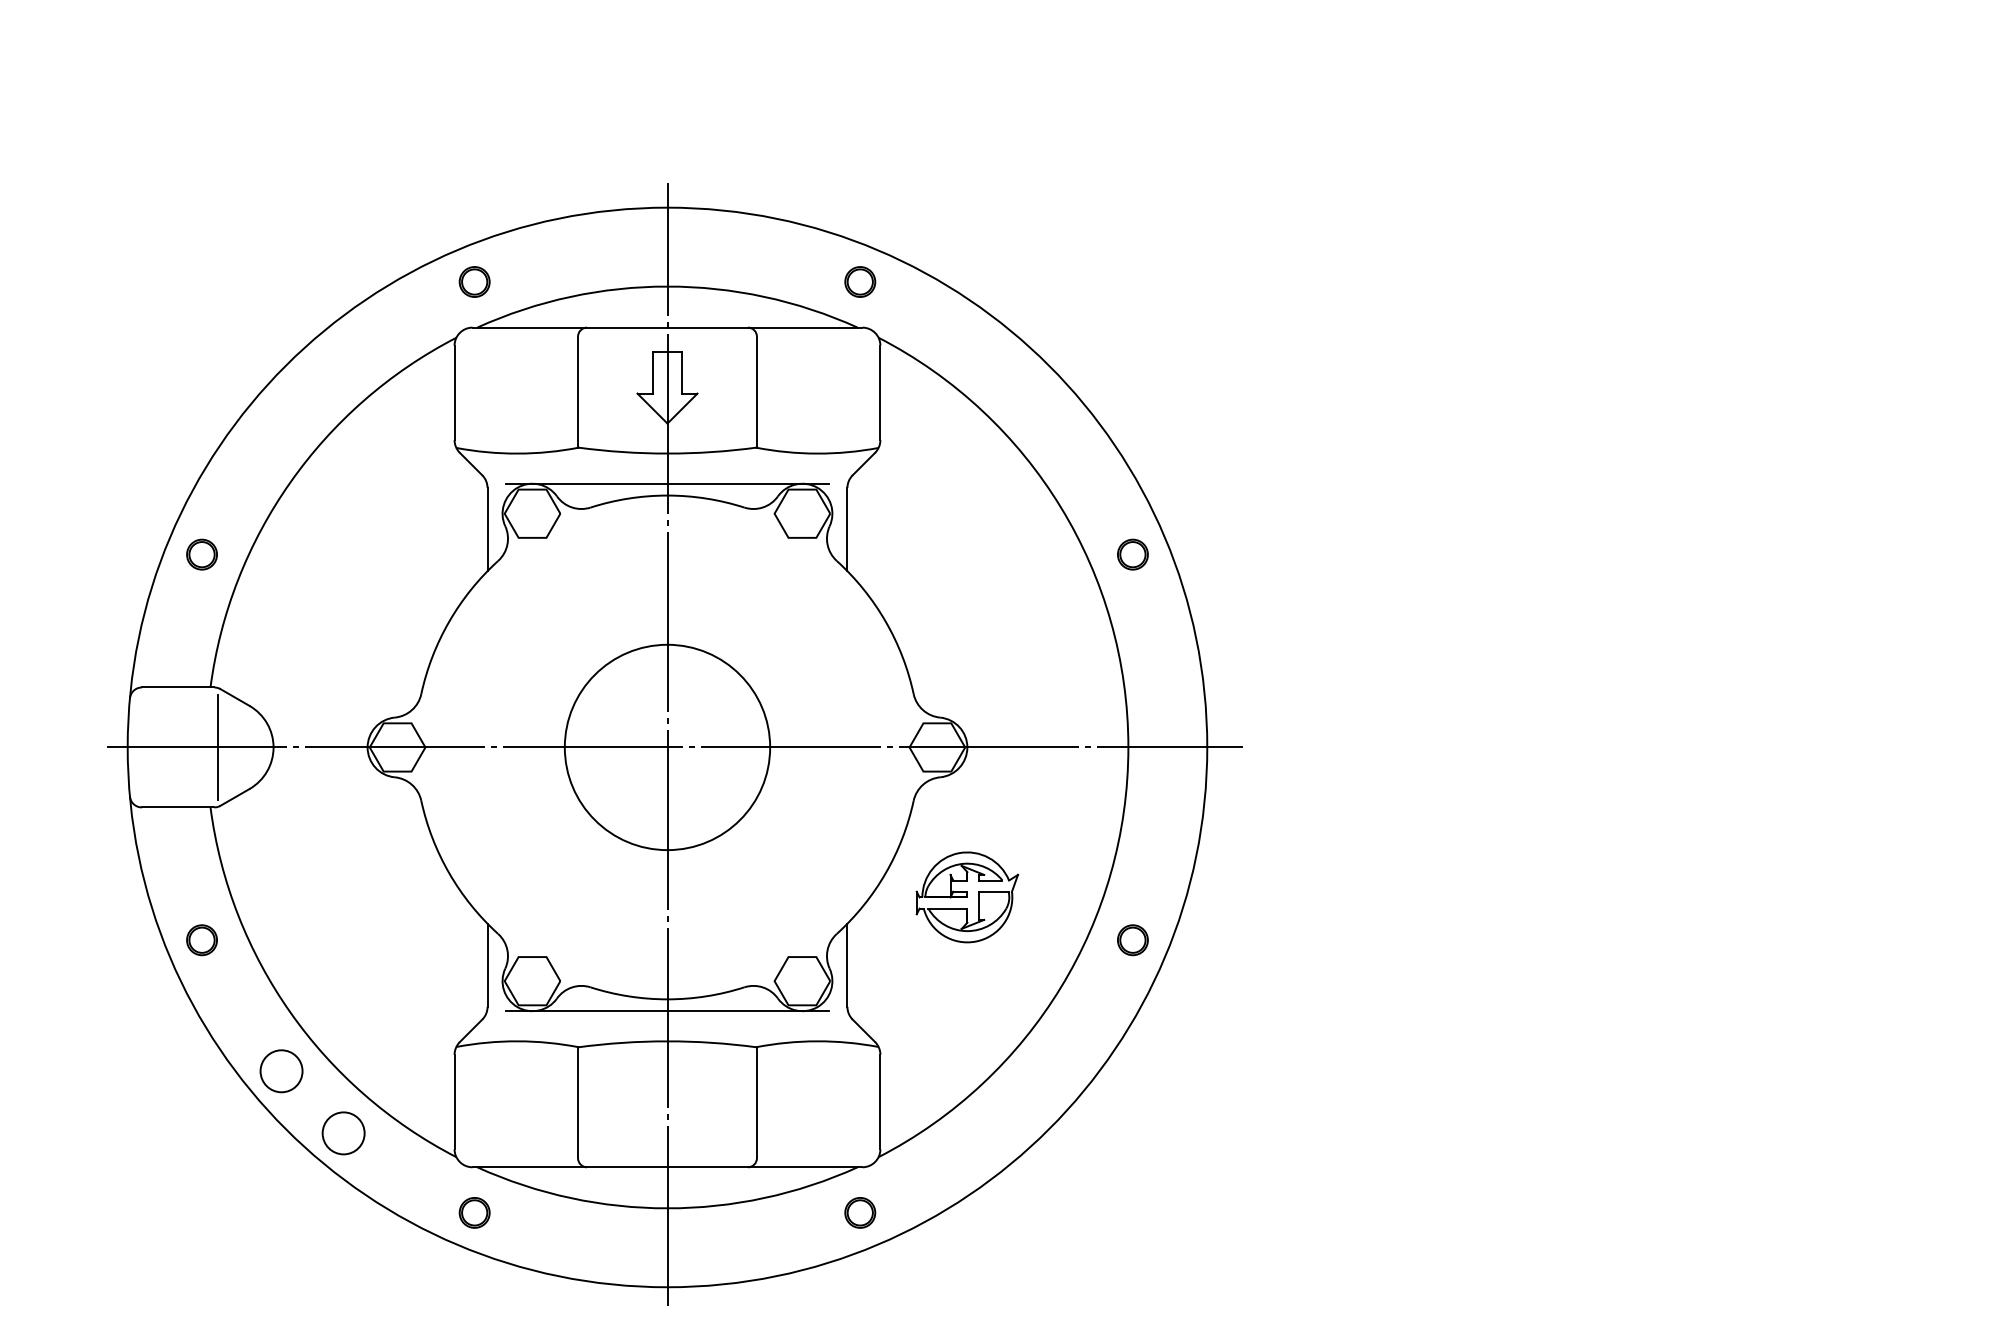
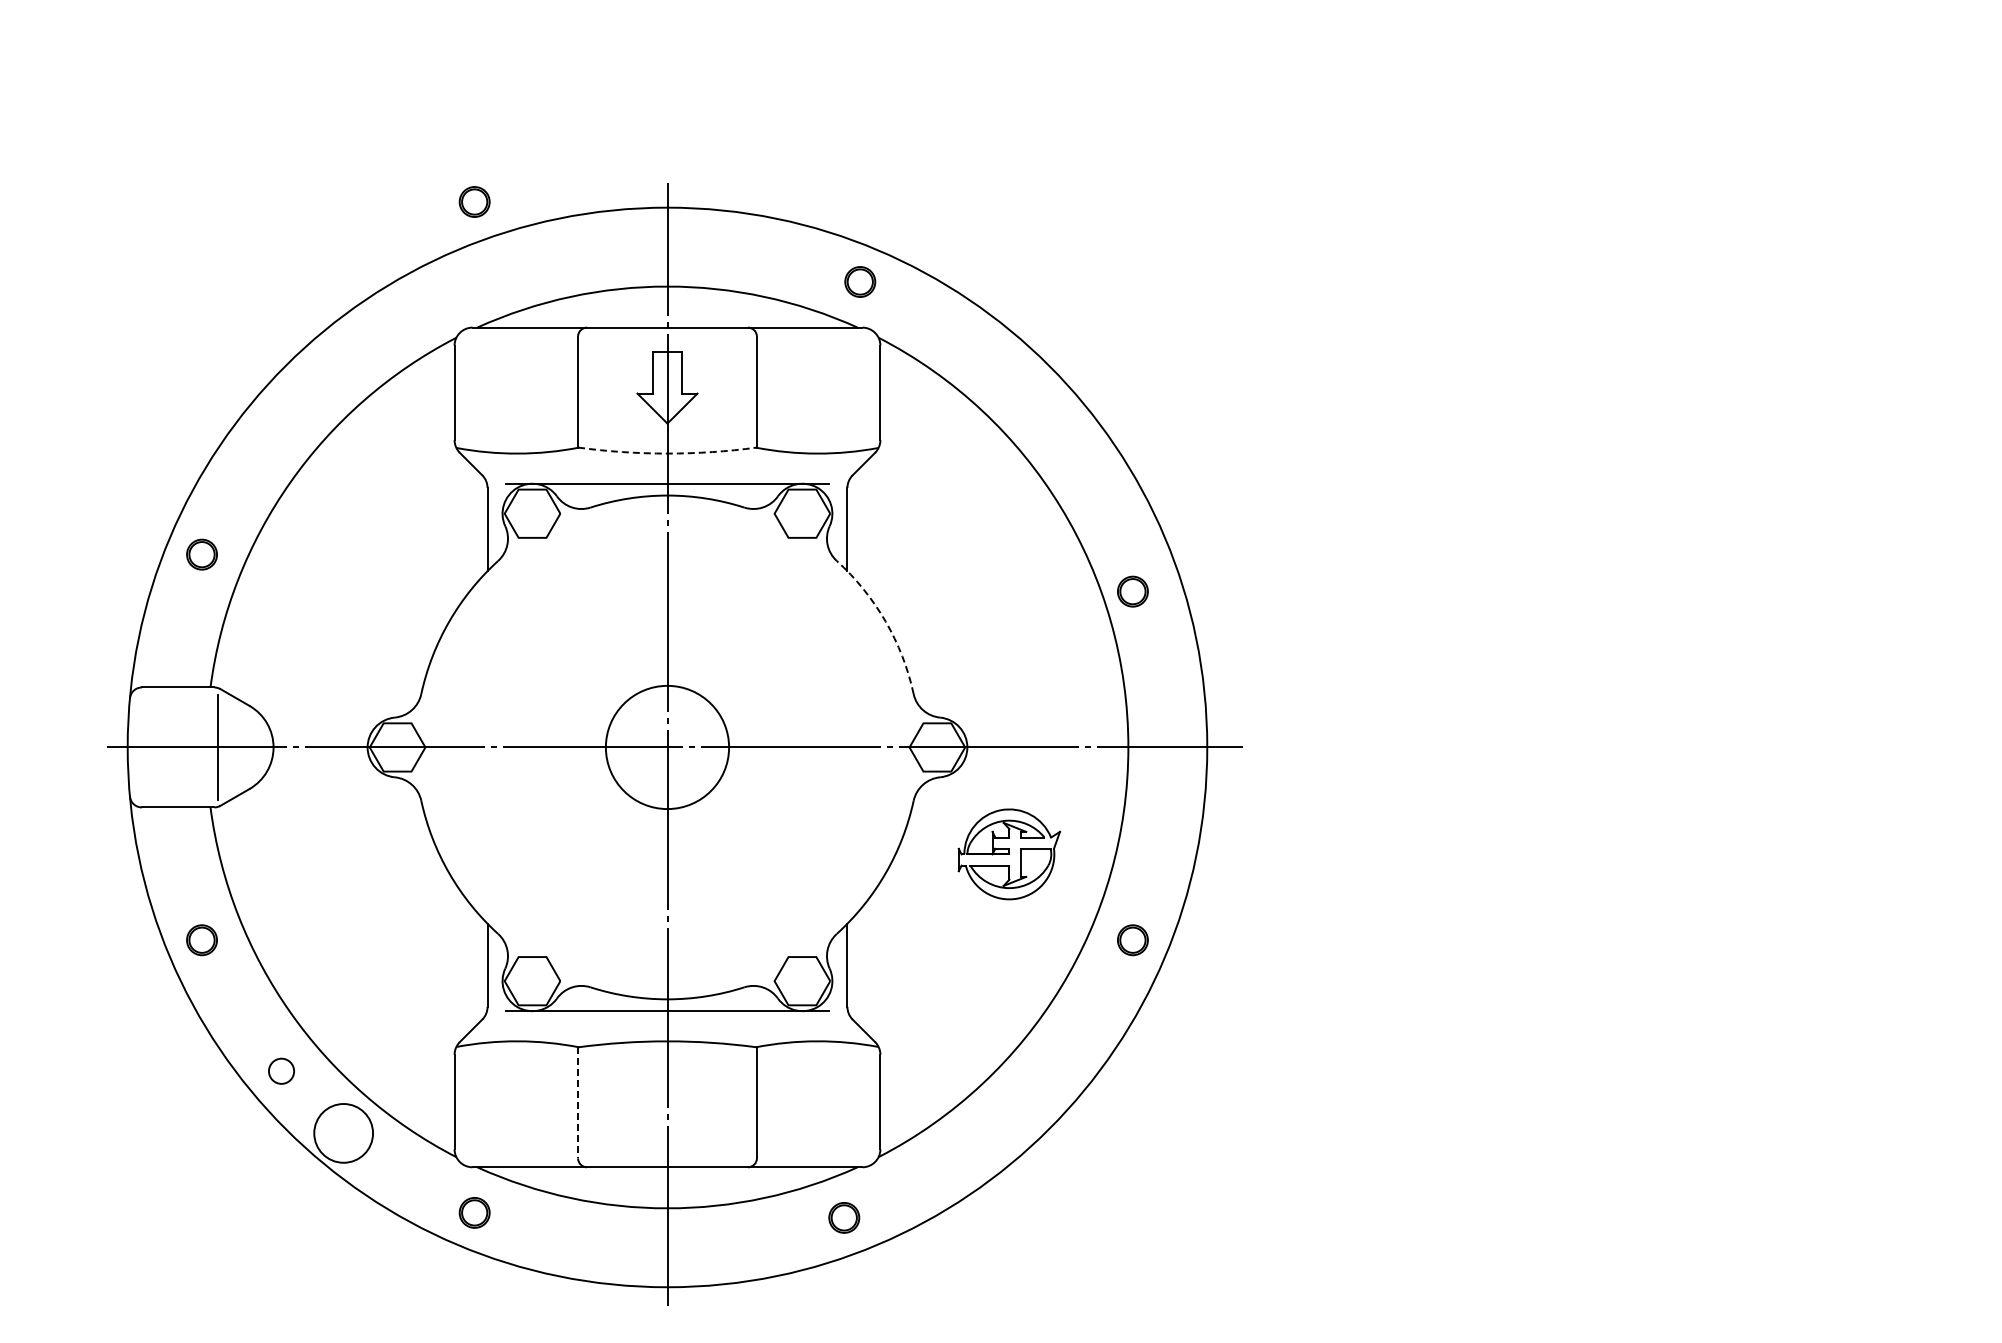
part position: (474, 281) -> (474, 201) (474, 201)
arc: solid -> dashed (667, 453)
part position: (1132, 554) -> (1132, 591) (1132, 591)
arc: solid -> dashed (885, 621)
circle diameter: 205 px -> 123 px (667, 747)
part position: (966, 897) -> (1008, 854) (1008, 854)
circle diameter: 42 px -> 25 px (281, 1070)
line: solid -> dashed (578, 1103)
circle diameter: 42 px -> 59 px (343, 1133)
part position: (860, 1212) -> (844, 1217) (844, 1217)
